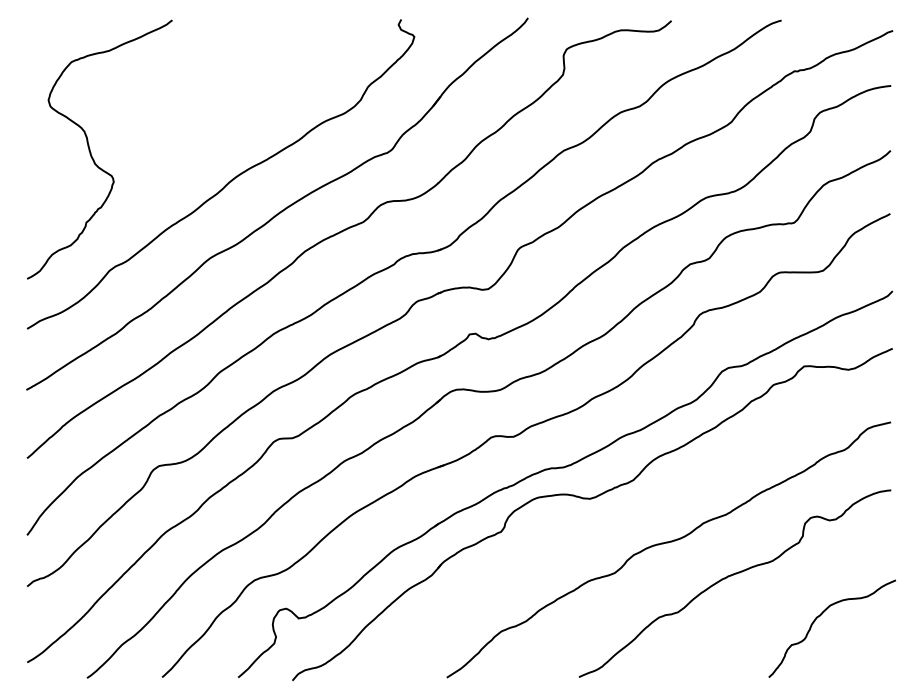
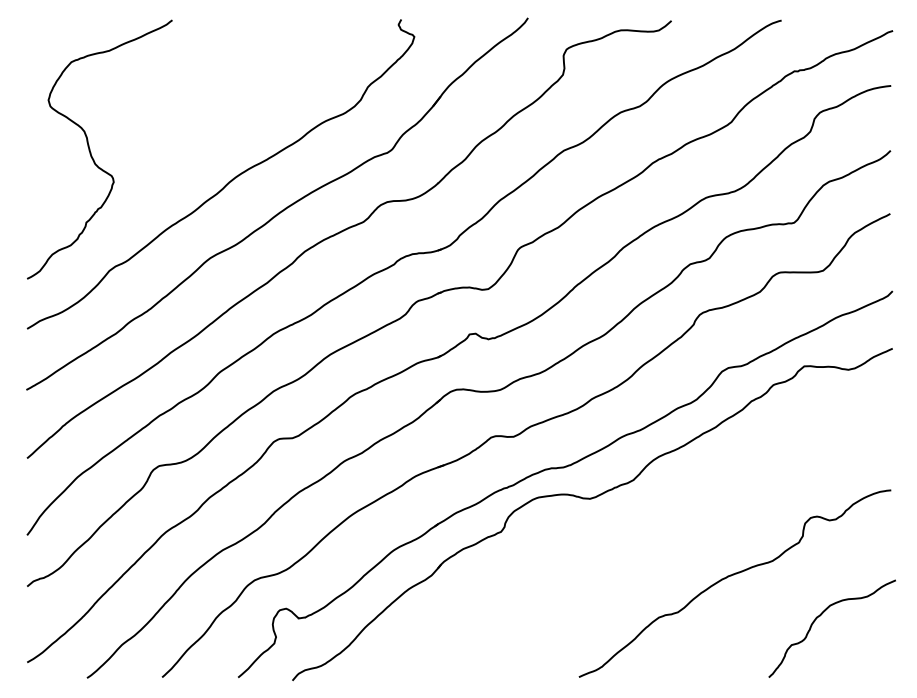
curve: present -> none (668, 543)
